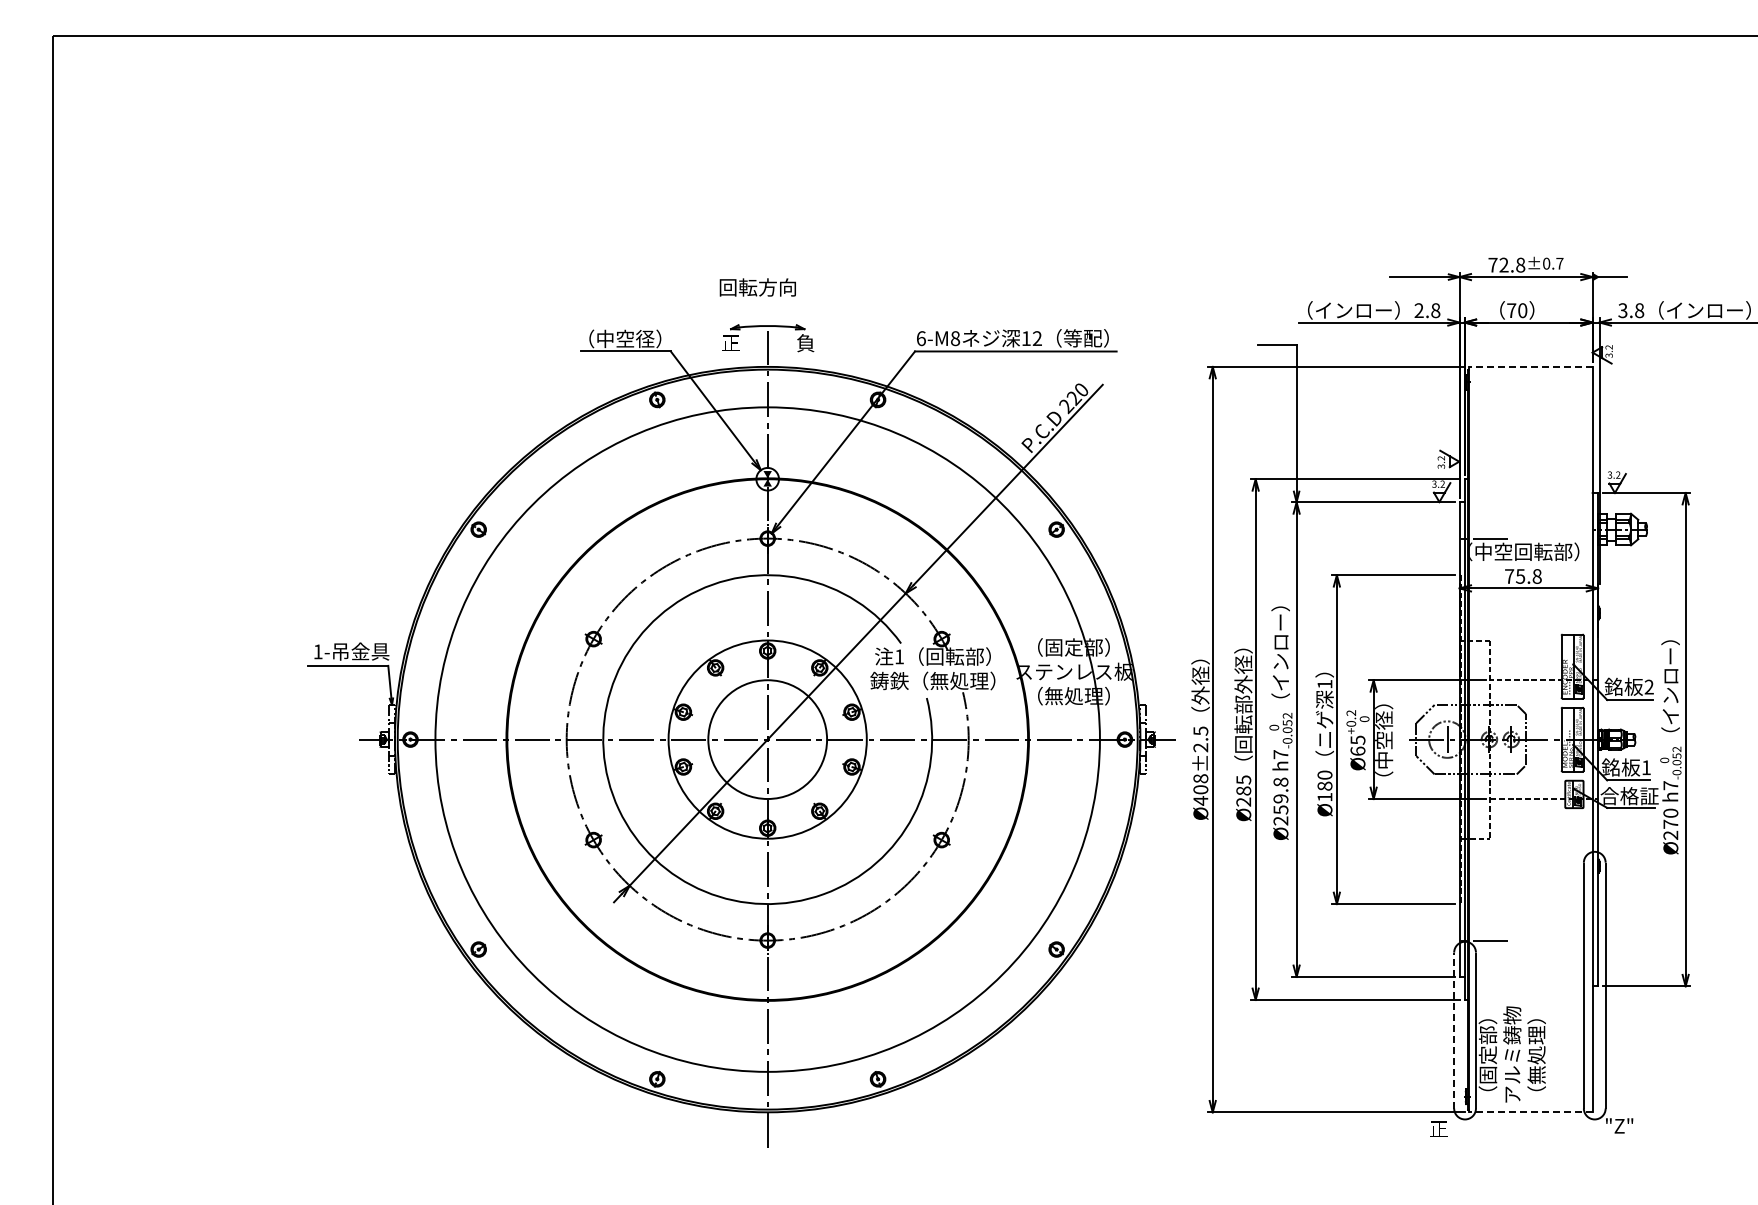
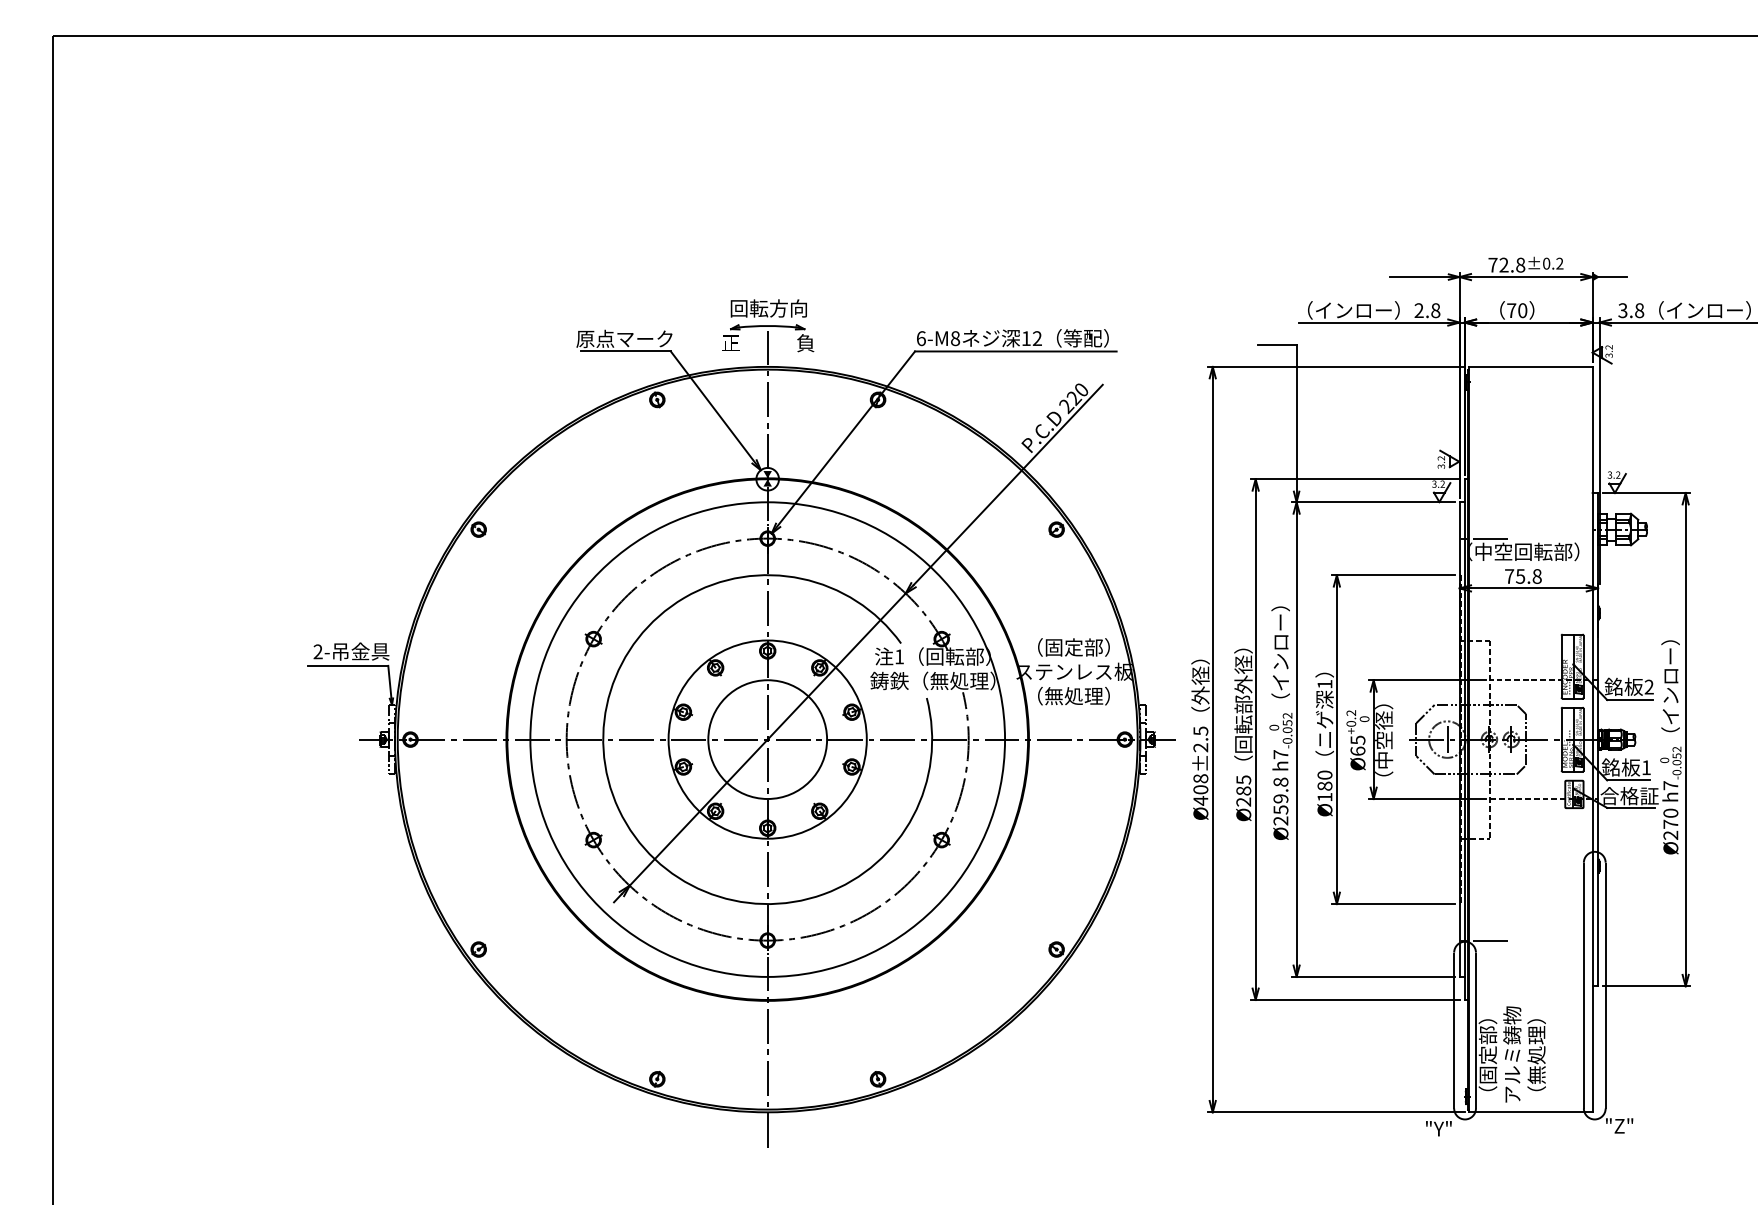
text: ±0.7 -> ±0.2 (1559, 263)
text position: (757, 287) -> (768, 308) (768, 308)
text: （中空径） -> 原点マーク (624, 338)
line: dashed -> solid (1530, 366)
text: 1- -> 2- (317, 651)
circle diameter: 665 px -> 475 px (767, 739)
line: dashed -> solid (1454, 1030)
line: dashed -> solid (1530, 1112)
text: 正 -> "Y" (1438, 1128)
